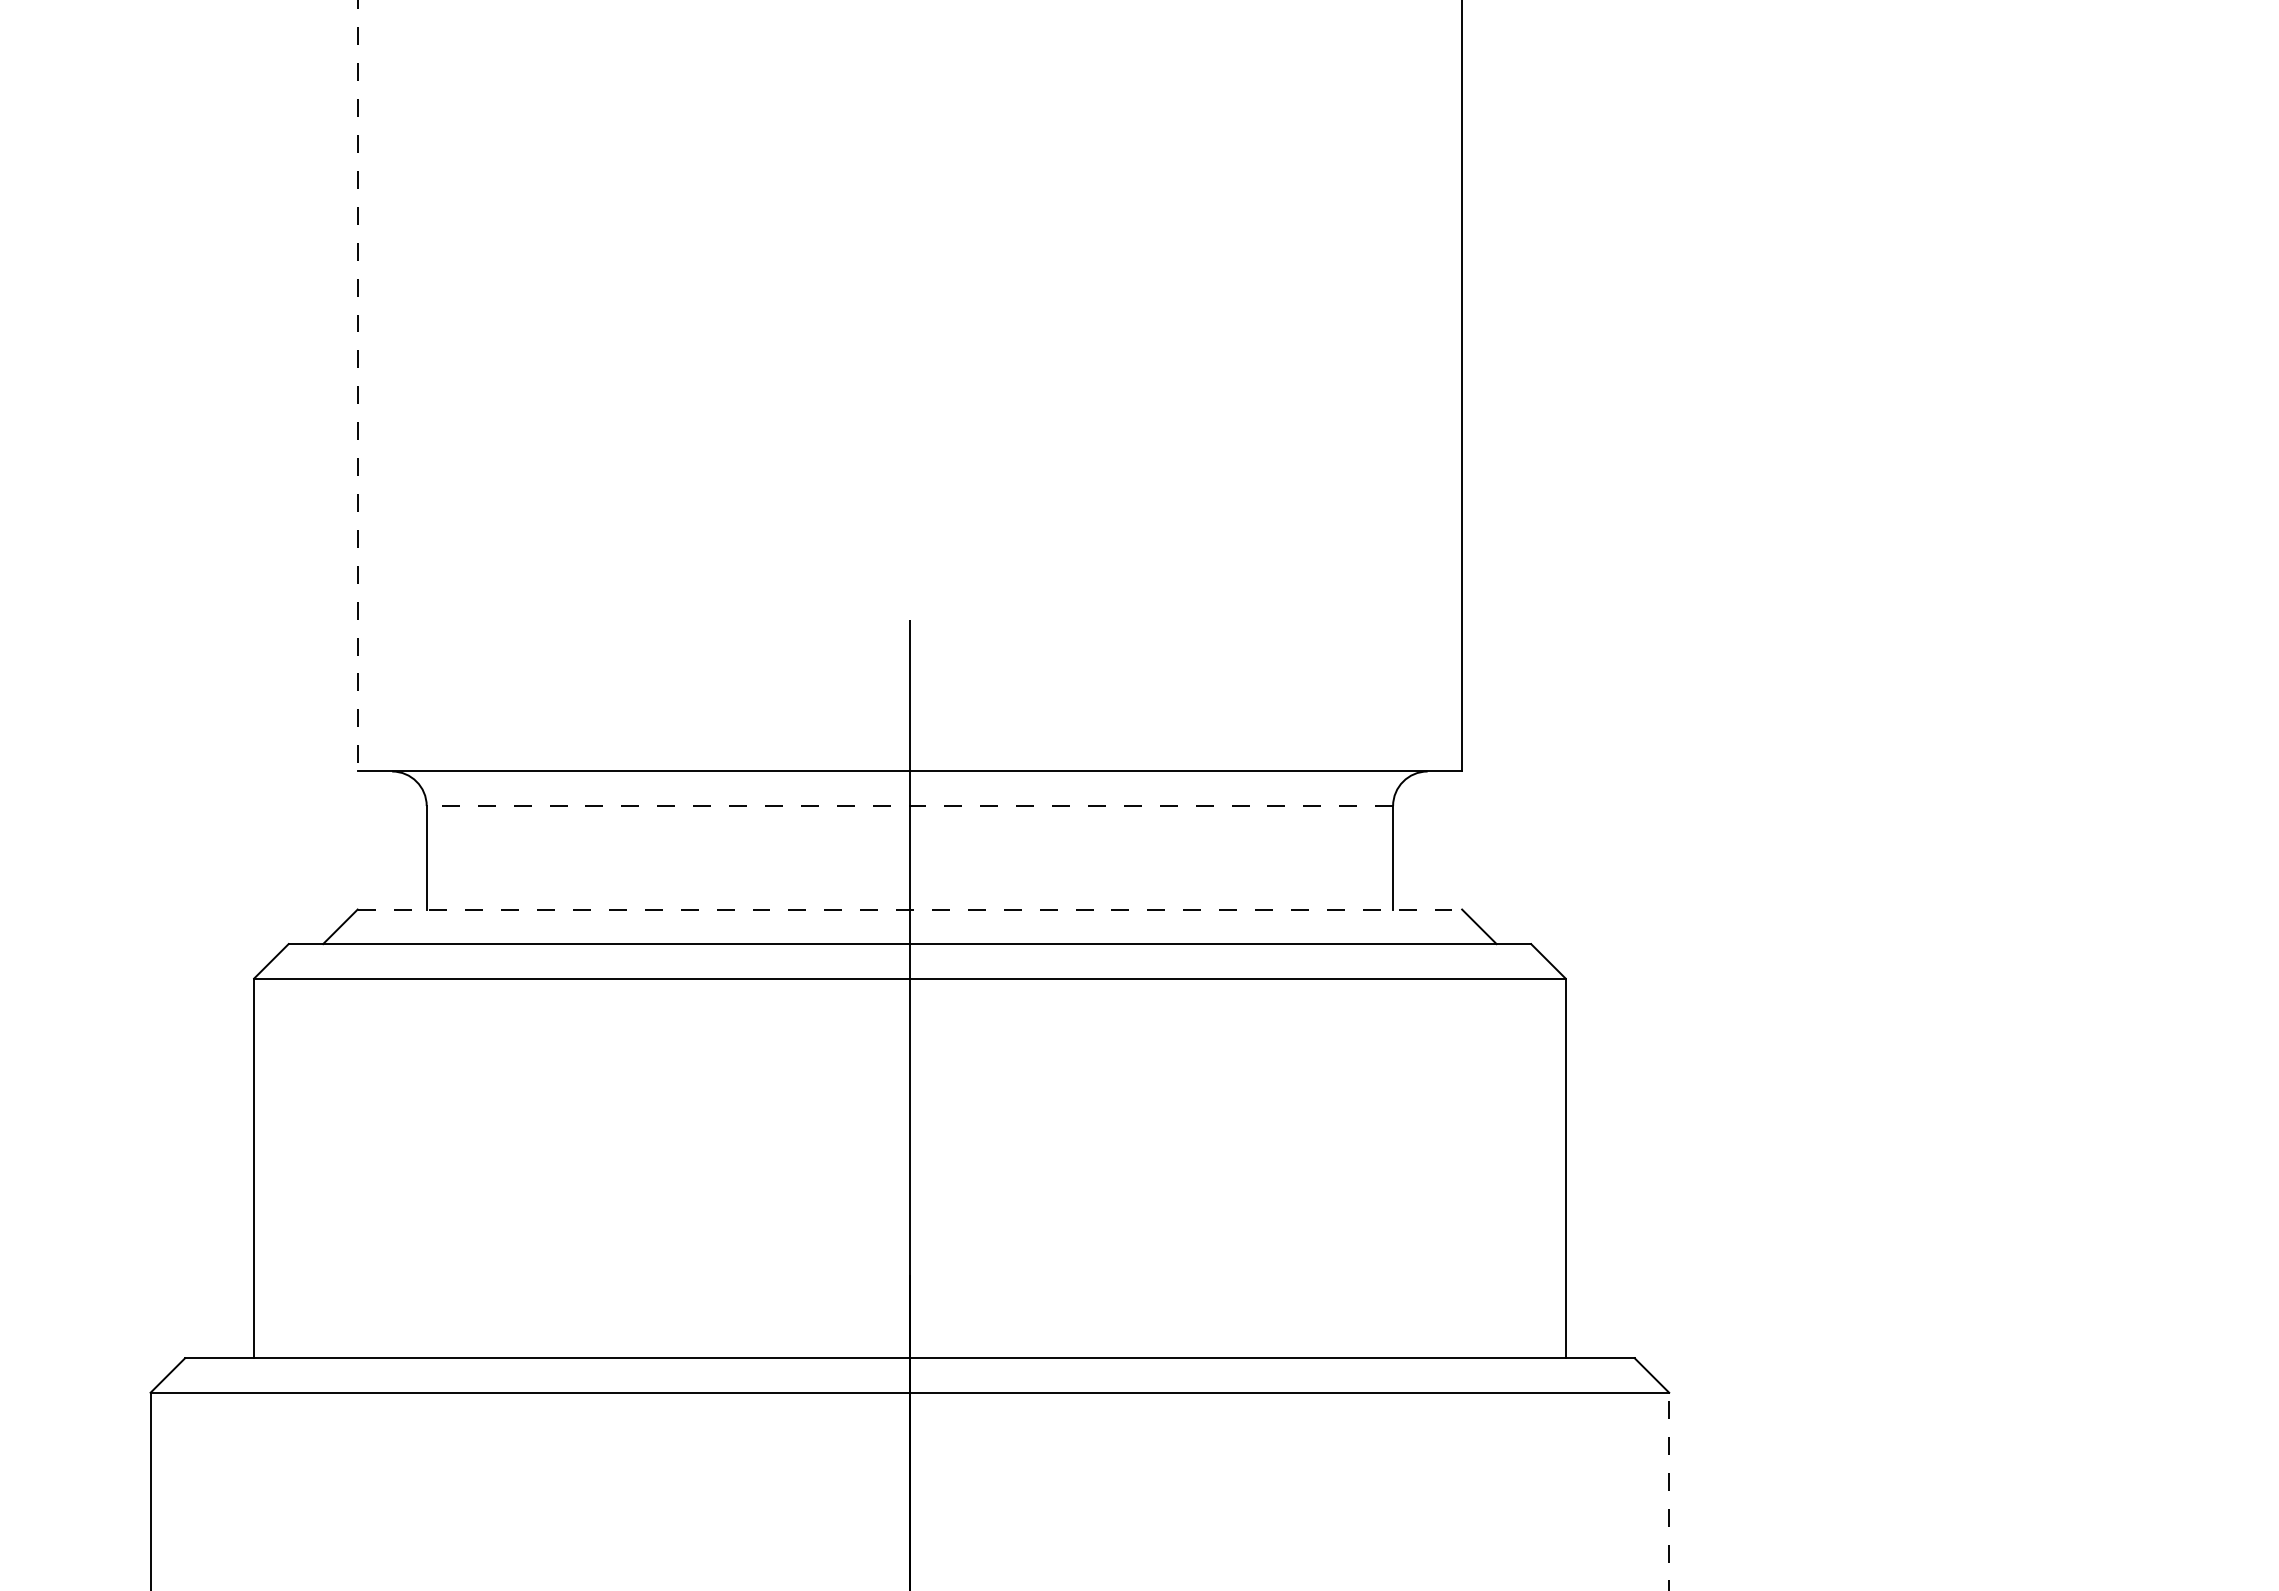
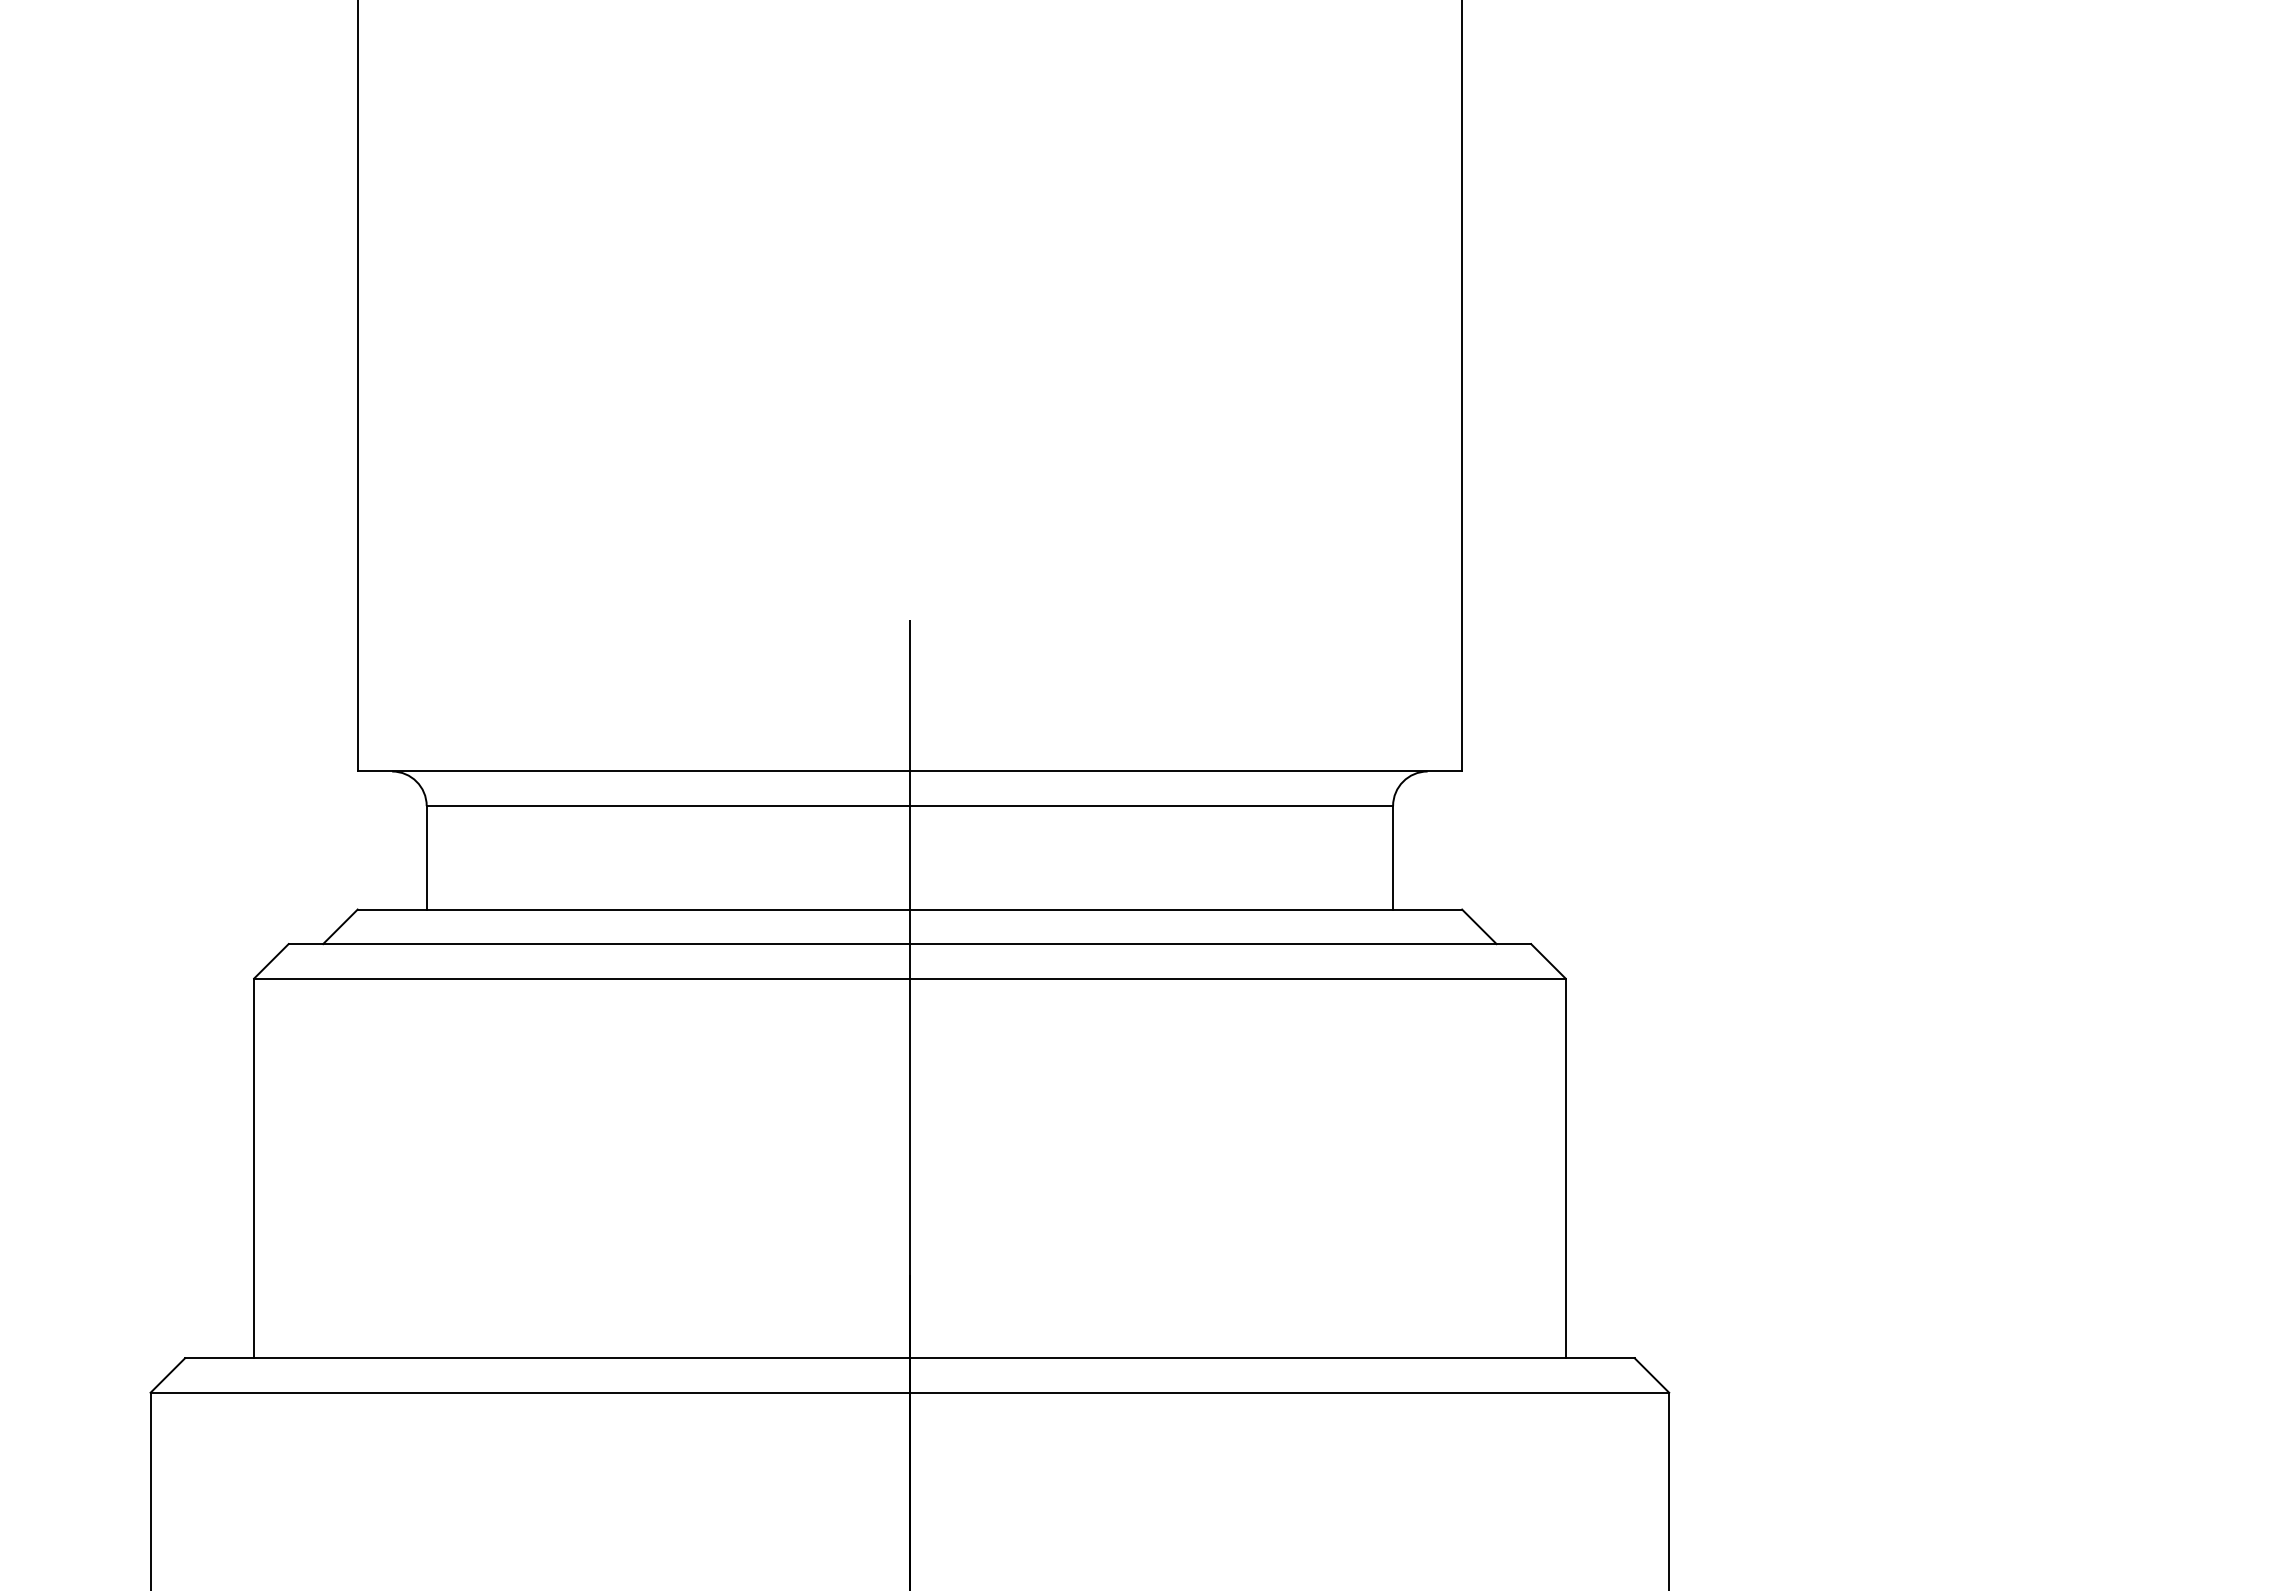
line: dashed -> solid (357, 386)
line: dashed -> solid (909, 806)
line: dashed -> solid (910, 909)
line: dashed -> solid (1669, 1491)
